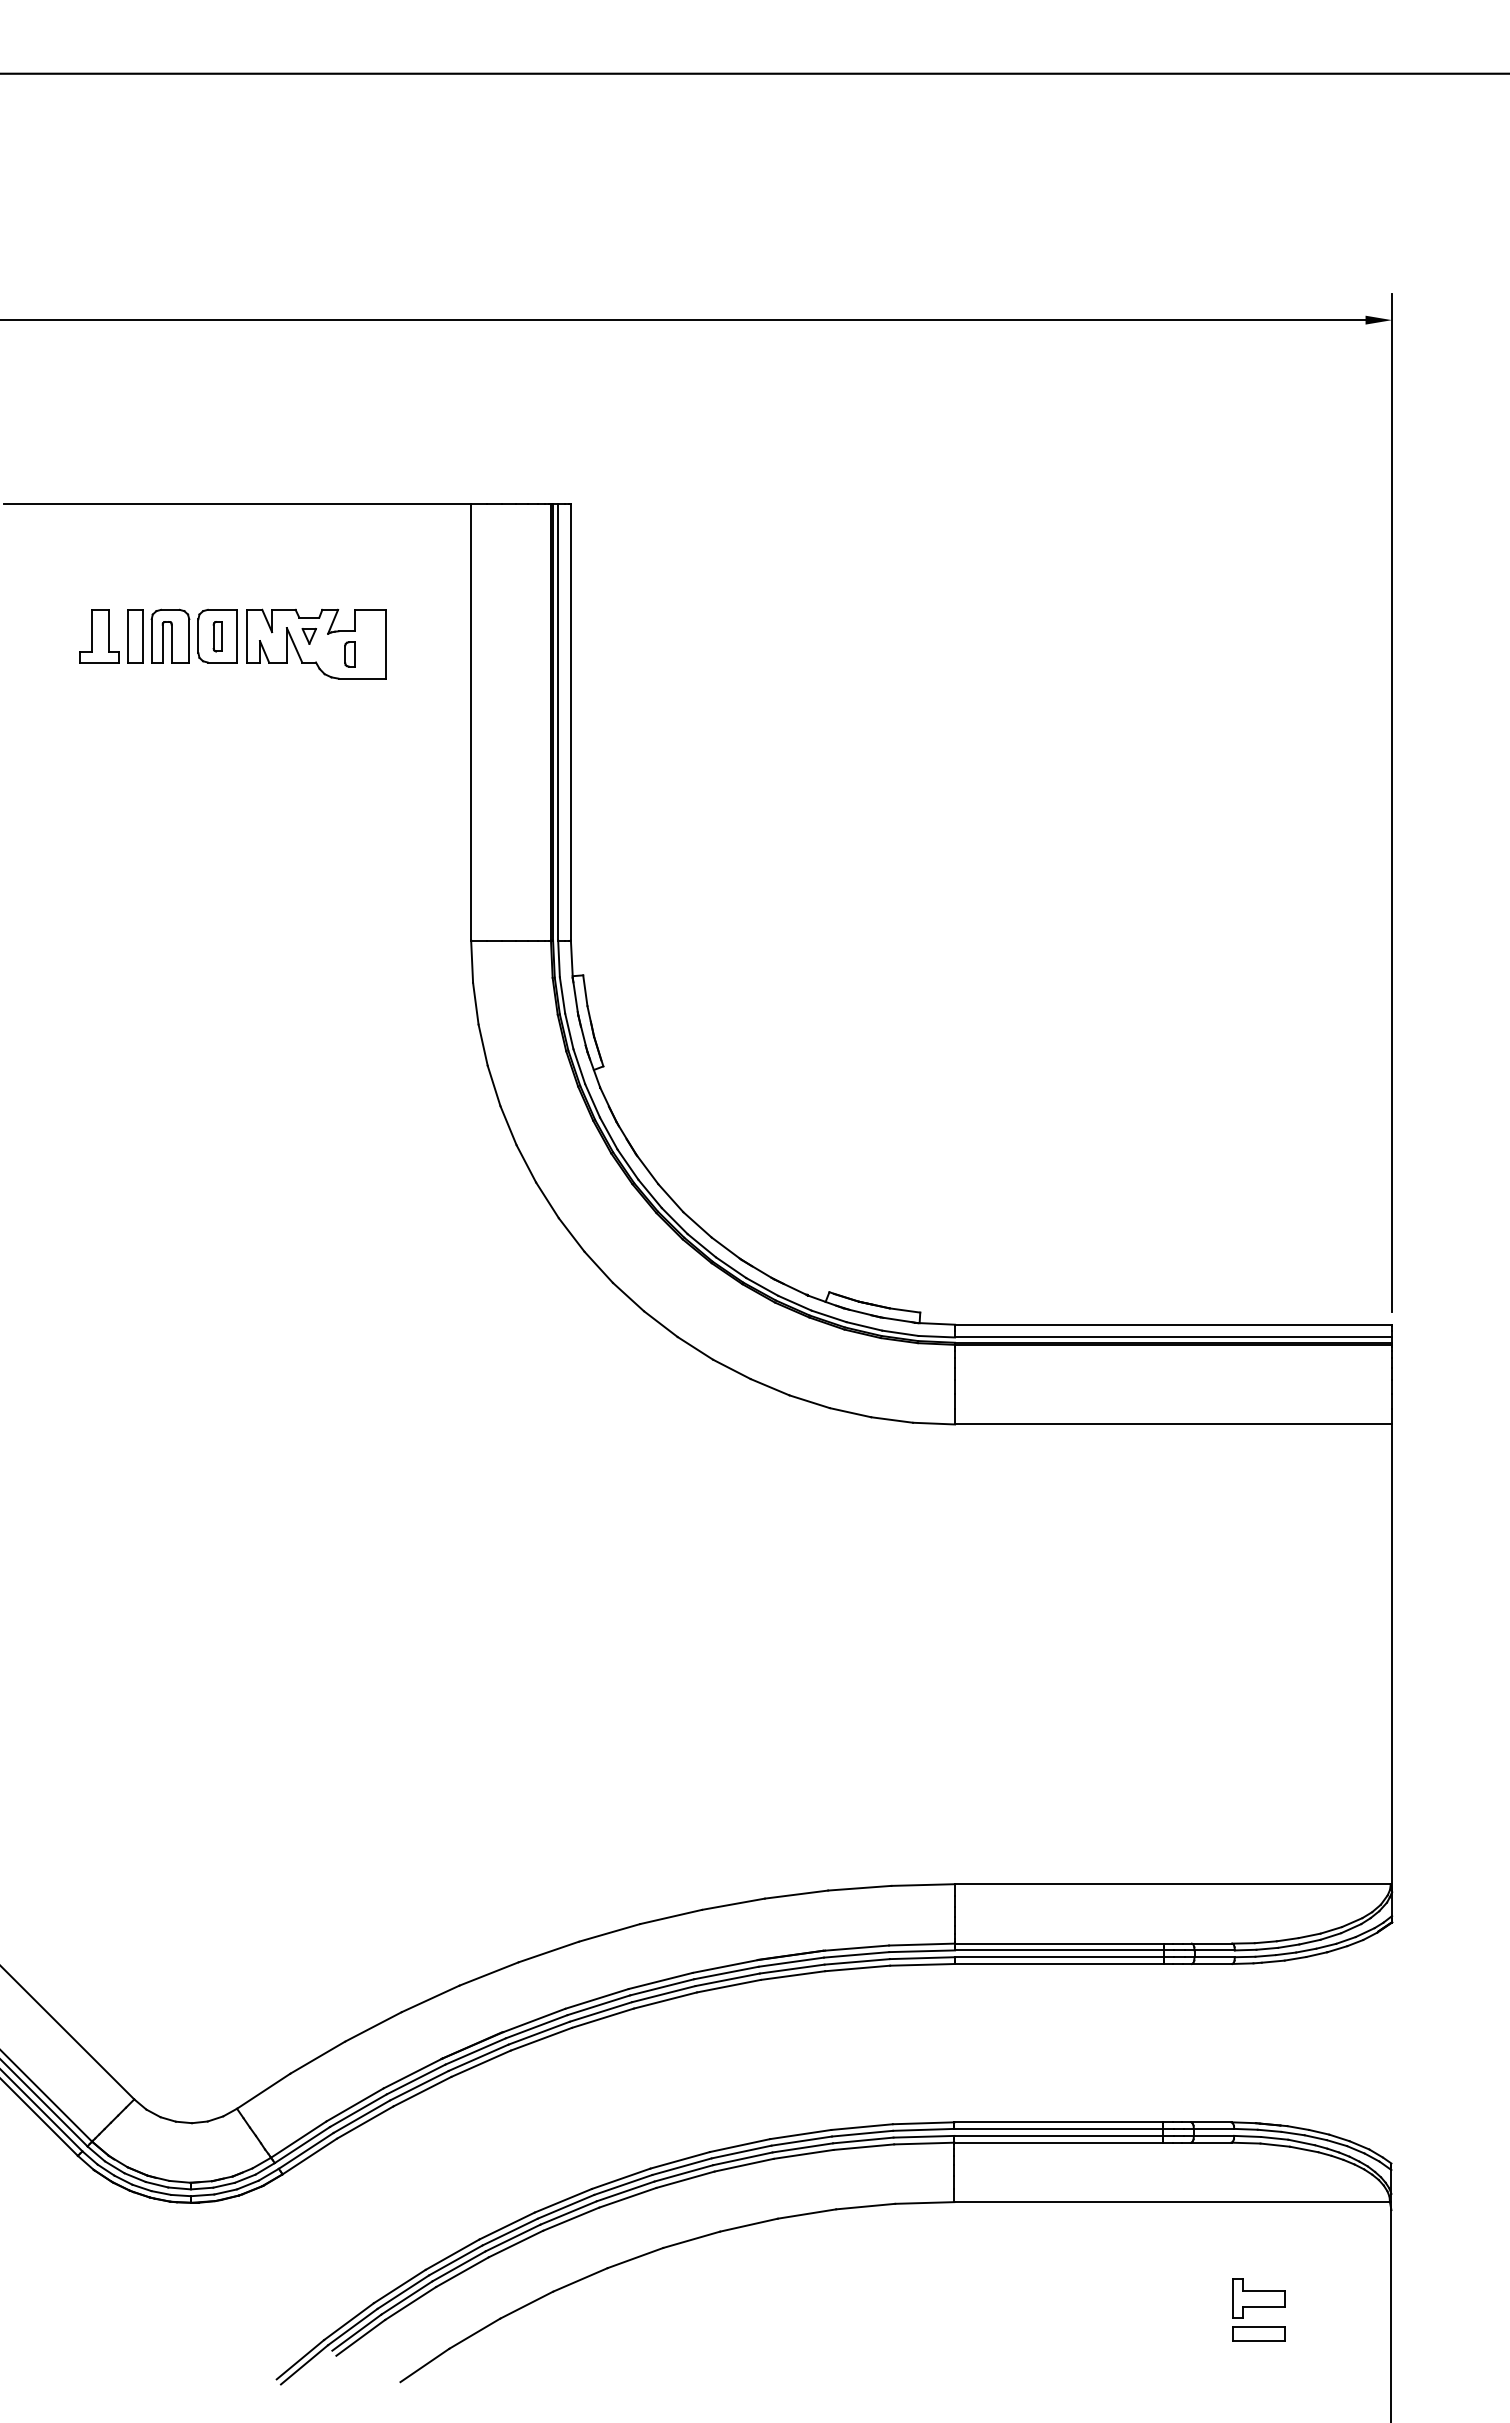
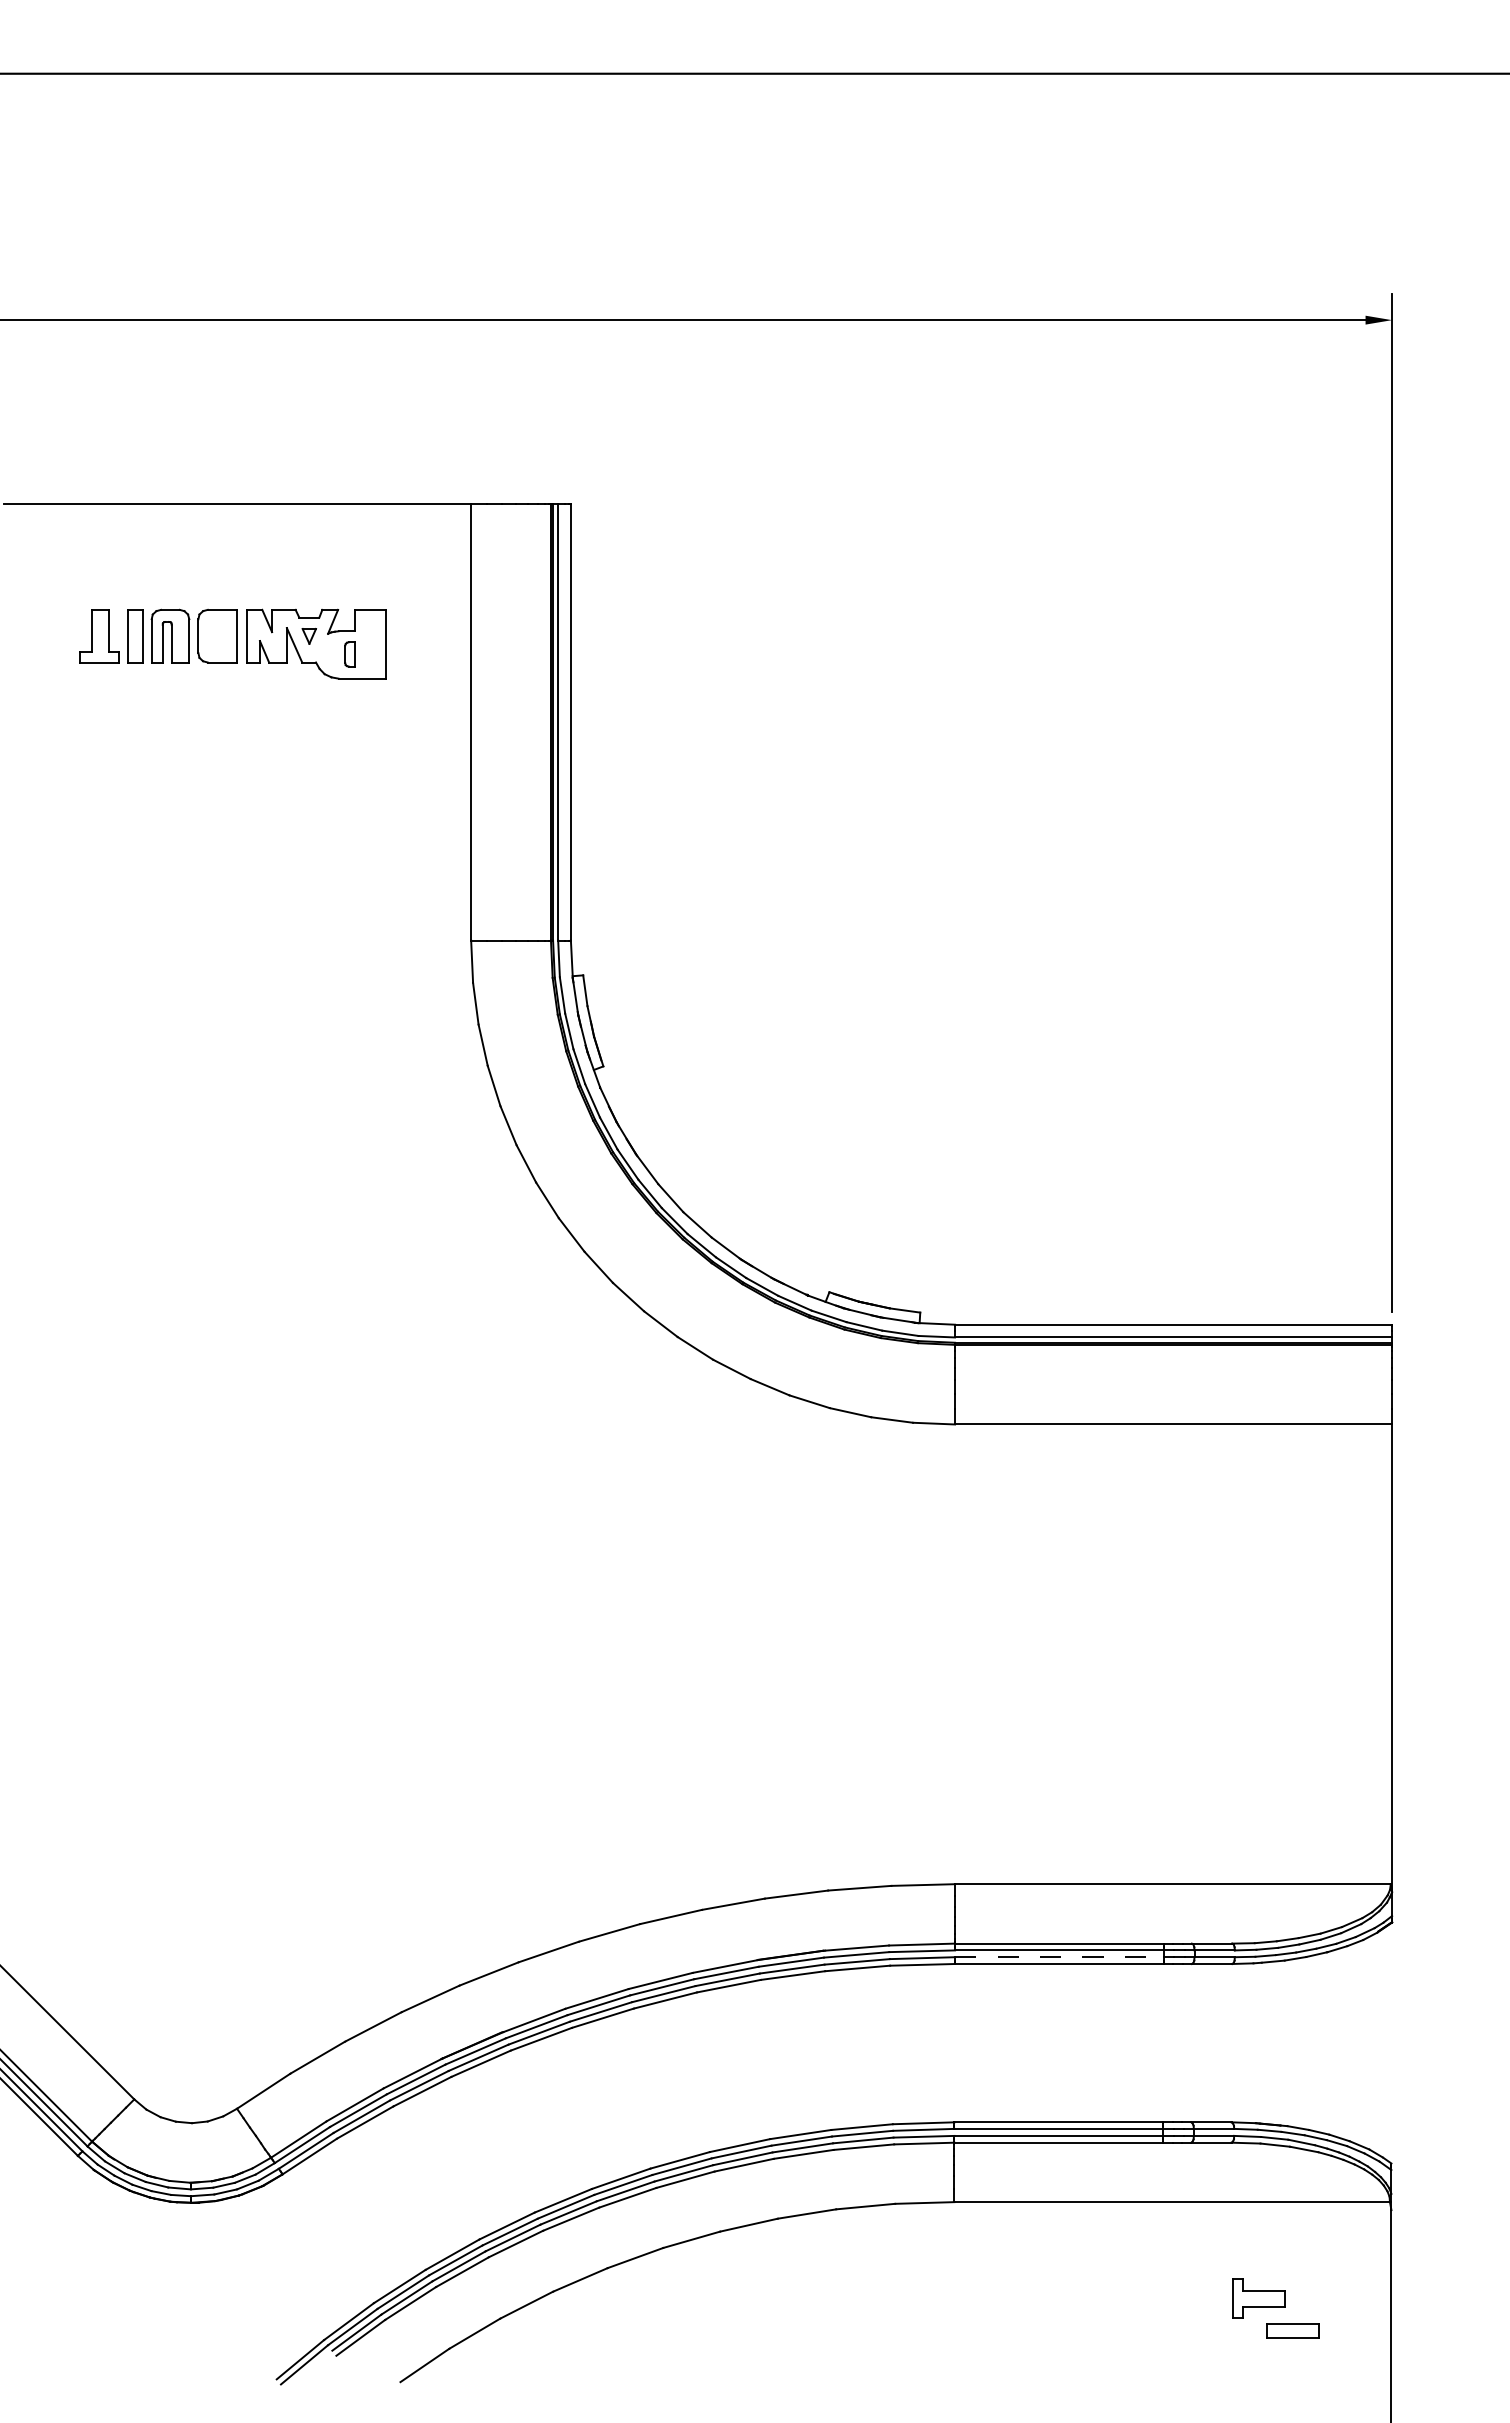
part: present -> none (217, 636)
line: solid -> dashed (1060, 1957)
part position: (1258, 2333) -> (1292, 2330) (1292, 2330)
